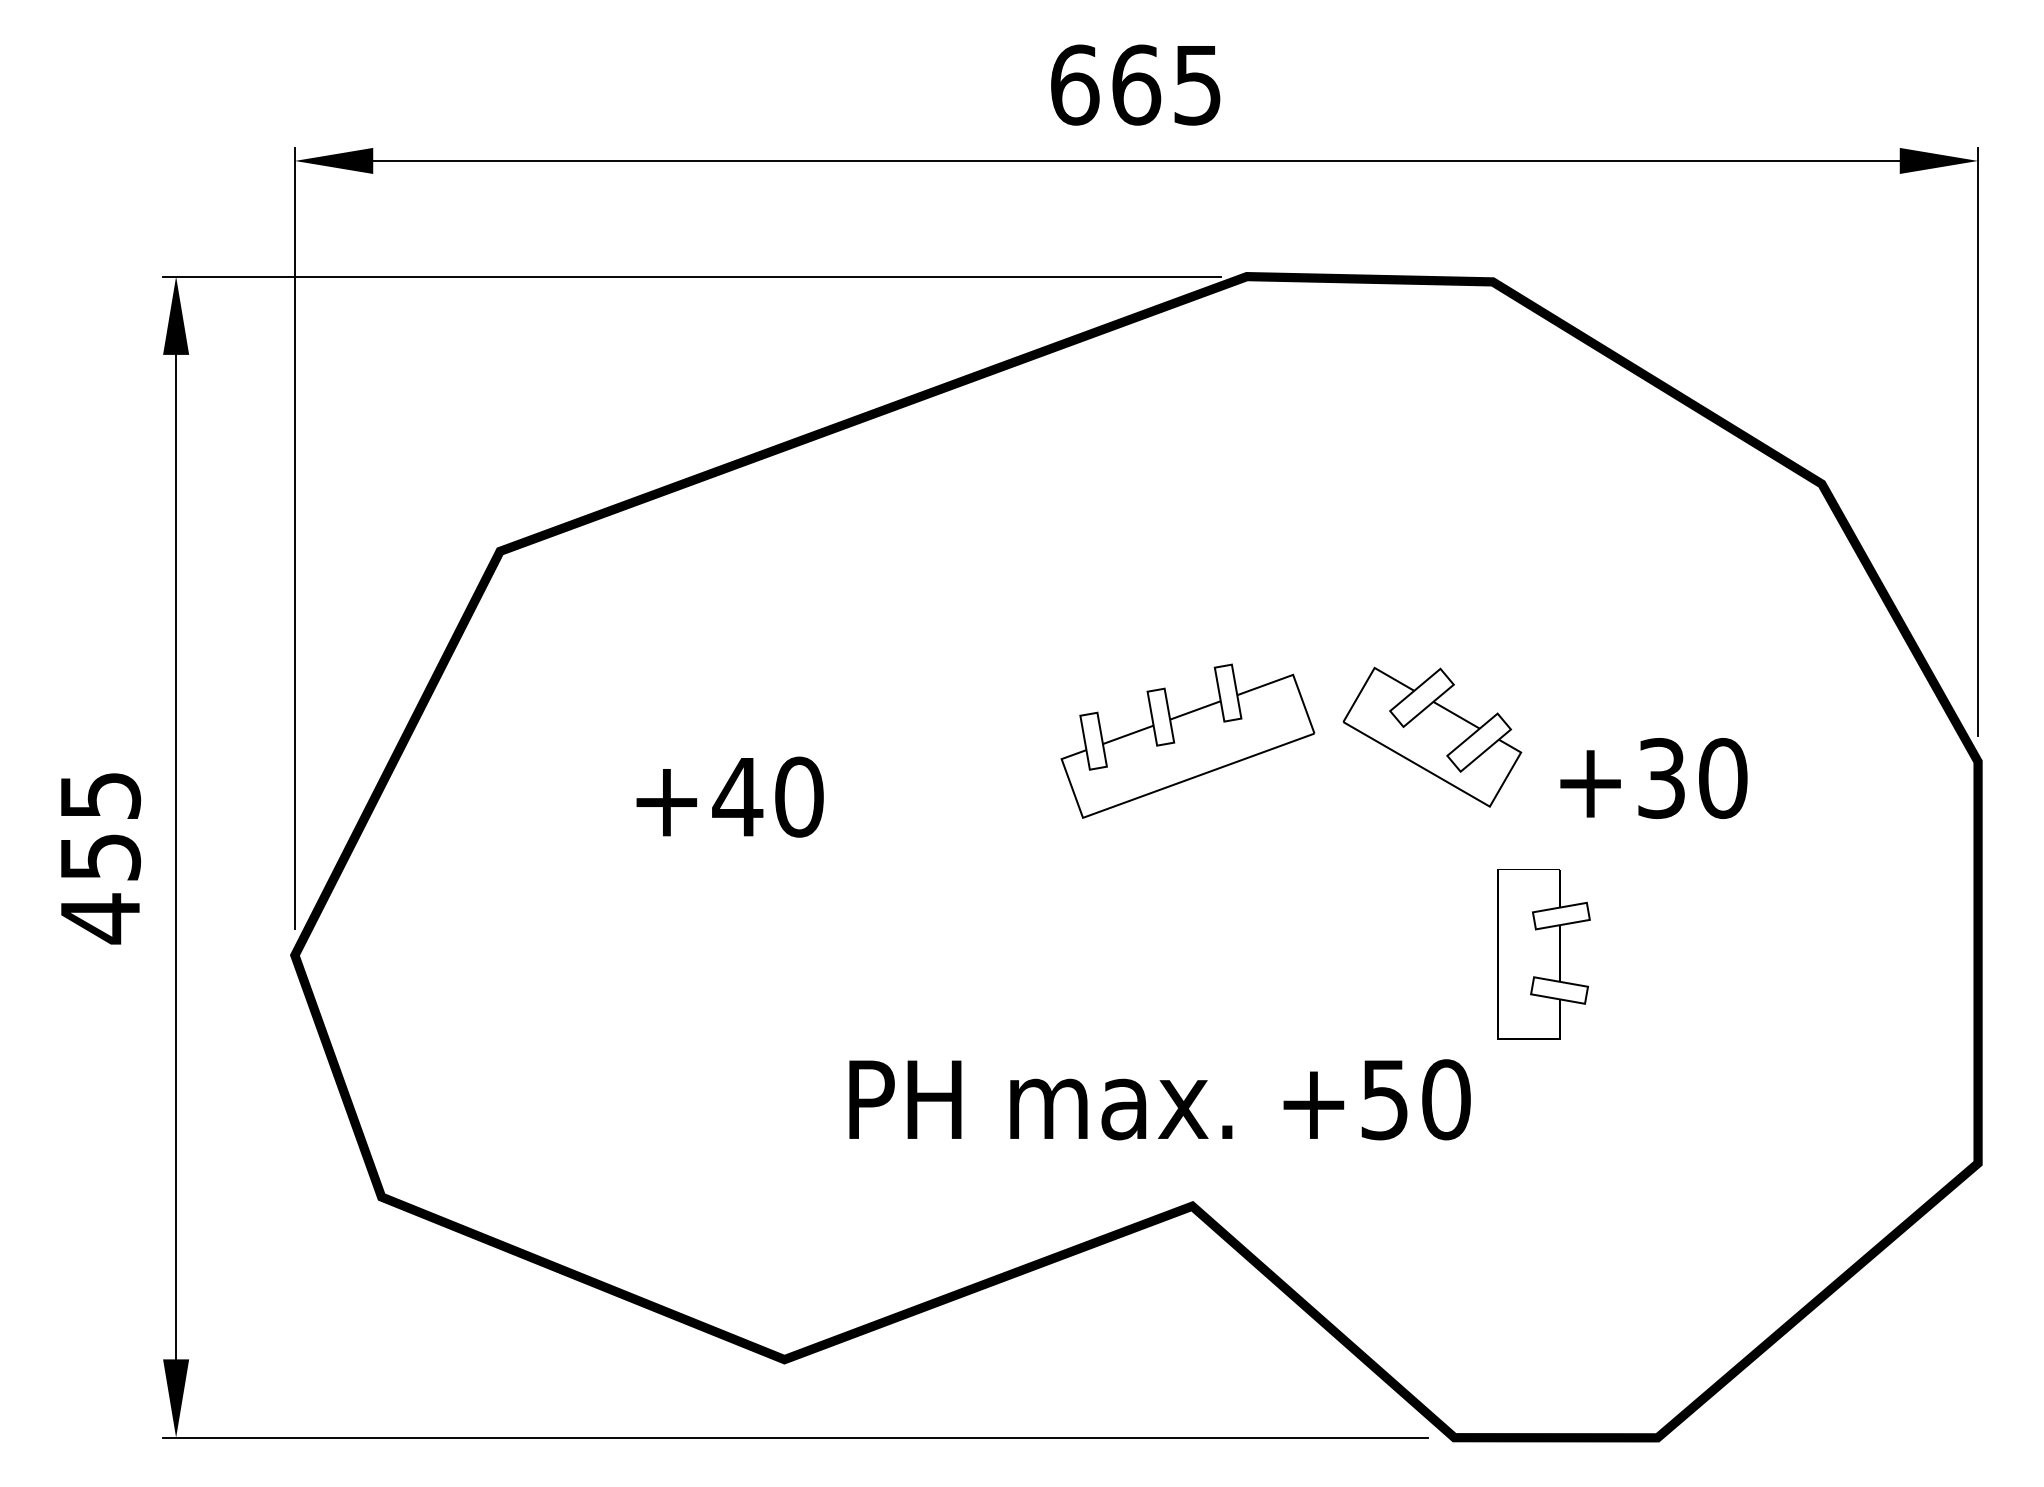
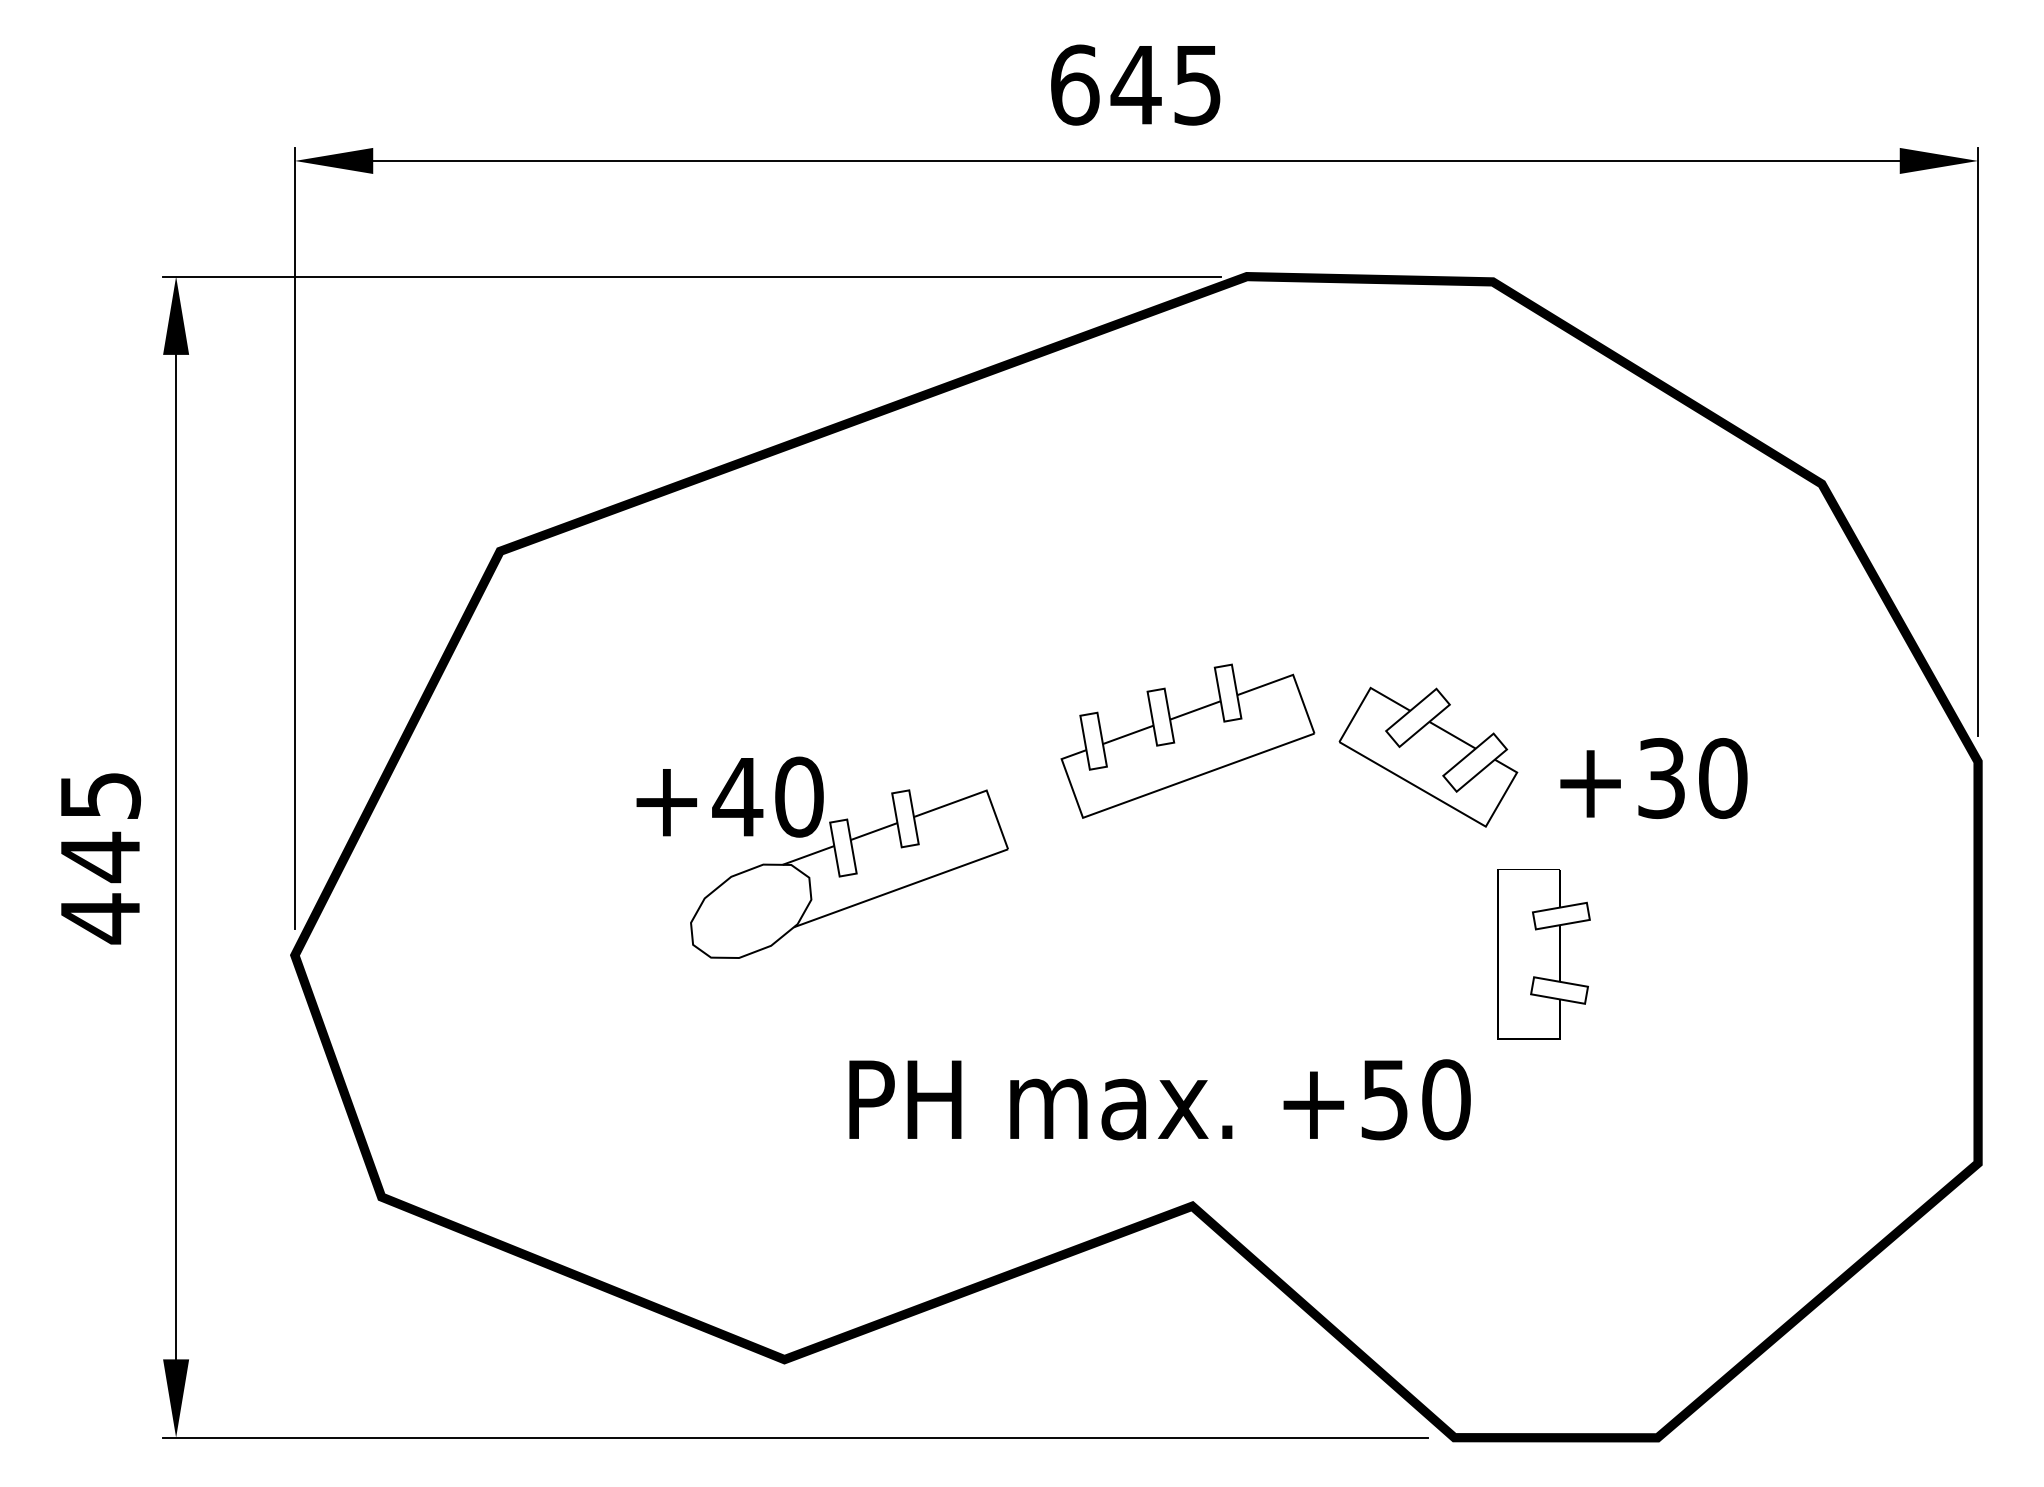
text: 665 -> 645 (1135, 84)
part position: (1432, 736) -> (1428, 756) (1428, 756)
text: 455 -> 445 (101, 857)
part: none -> present (849, 873)
